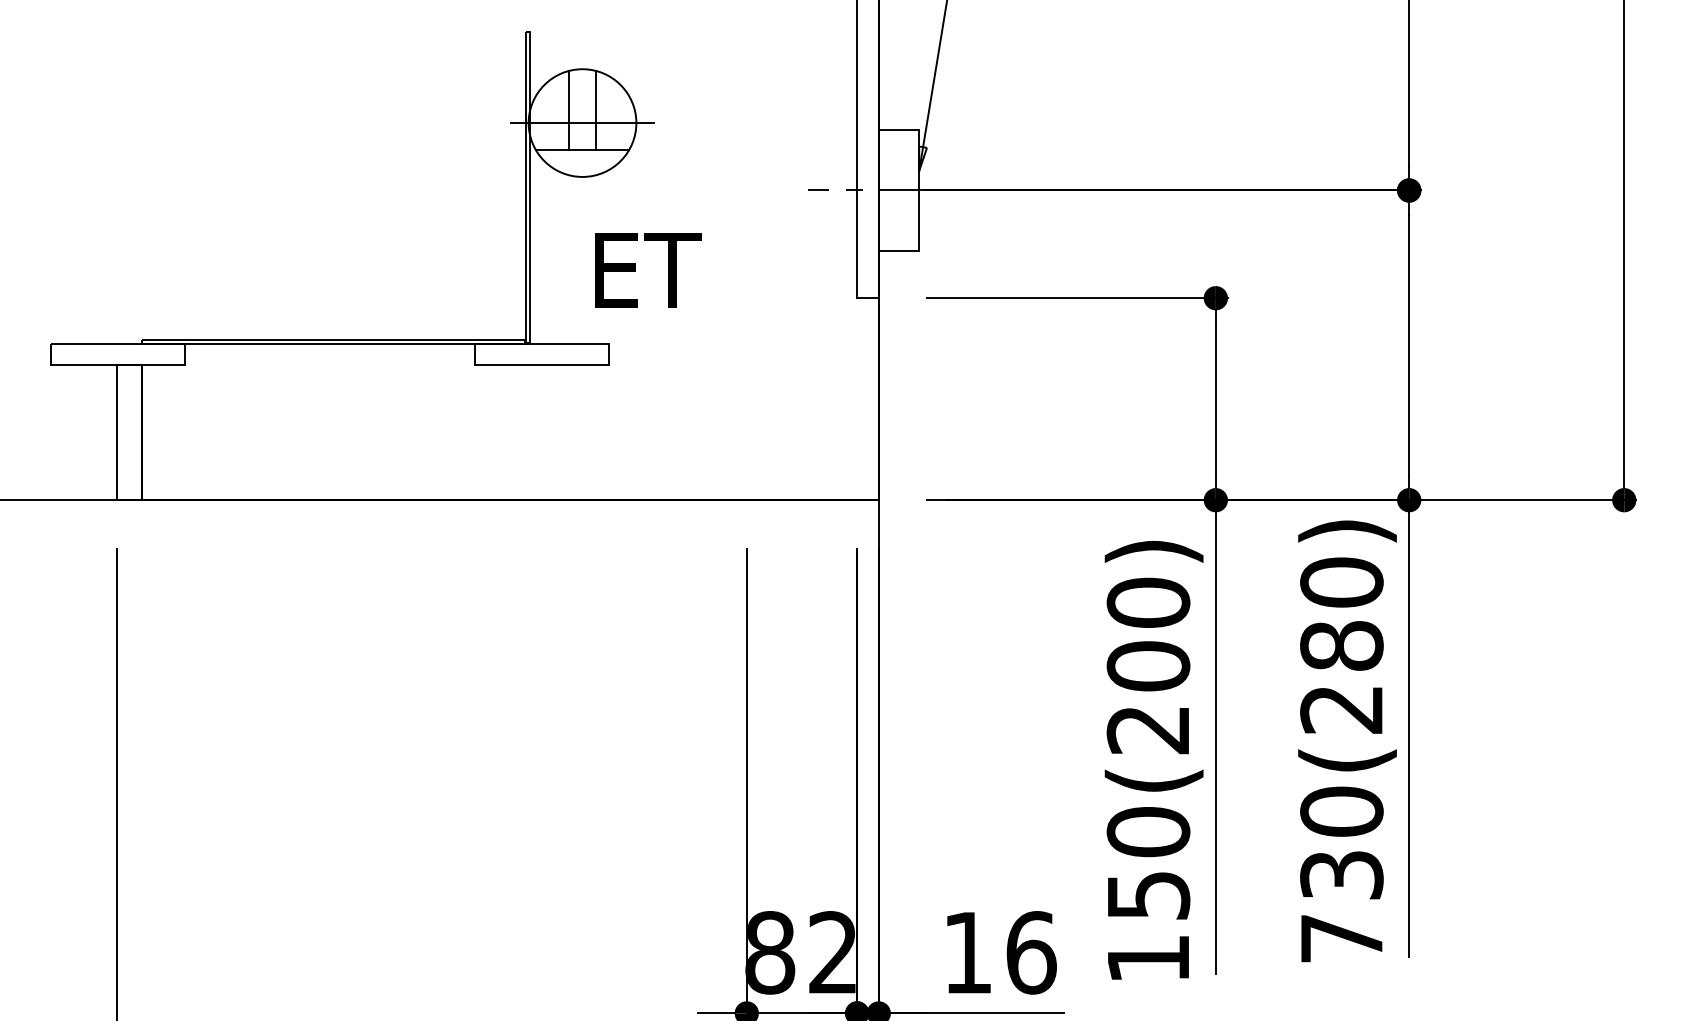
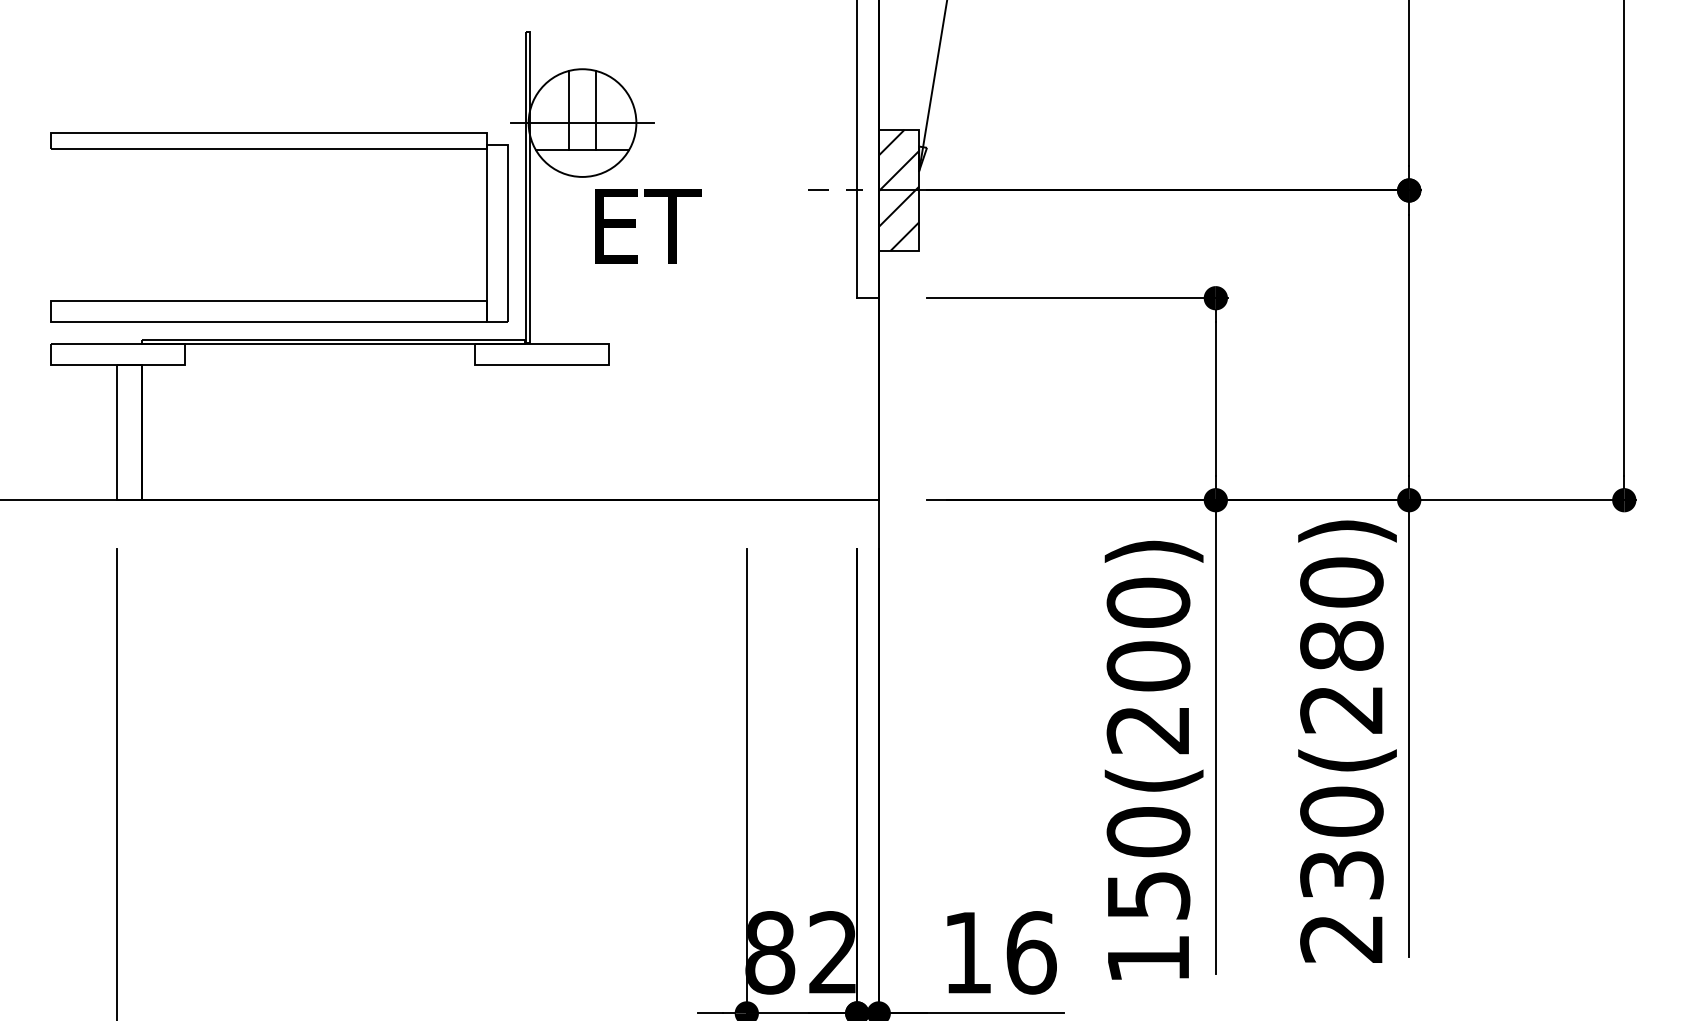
hatch: none -> present (898, 190)
text position: (648, 270) -> (648, 226) (648, 226)
part: none -> present (279, 300)
text: 730(280) -> 230(280) (1341, 938)
